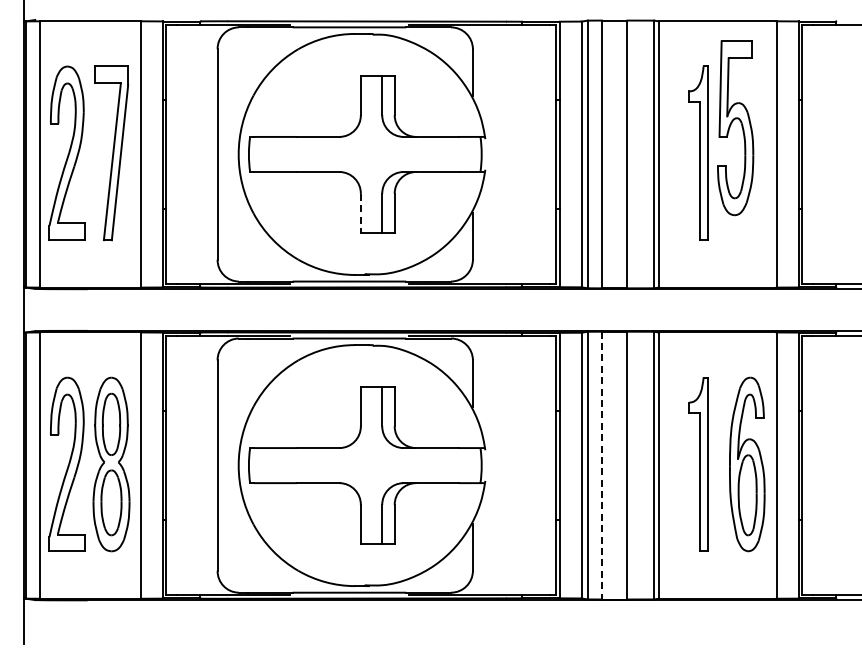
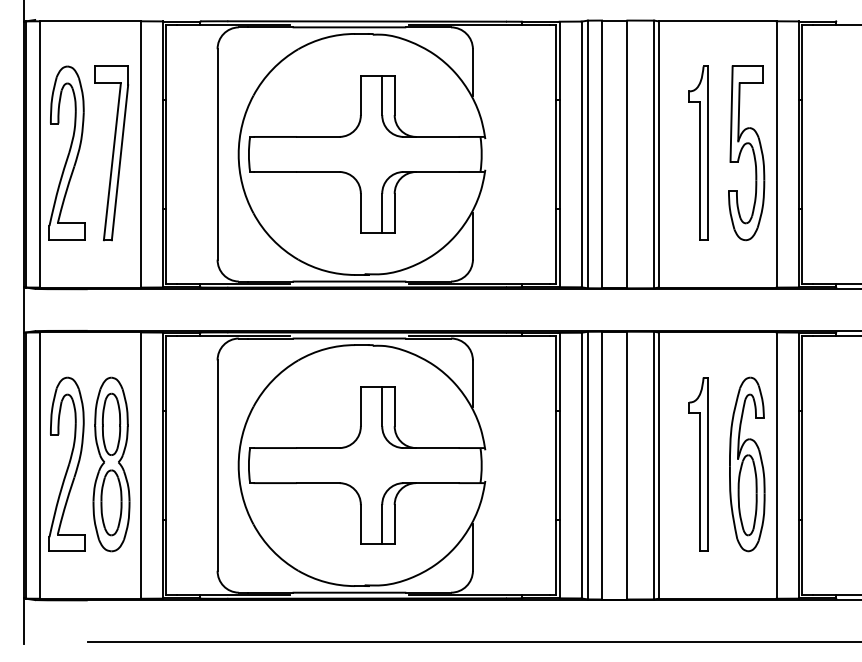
part position: (735, 128) -> (746, 153) (746, 153)
line: dashed -> solid (360, 213)
line: dashed -> solid (602, 465)
line: none -> present (472, 642)
